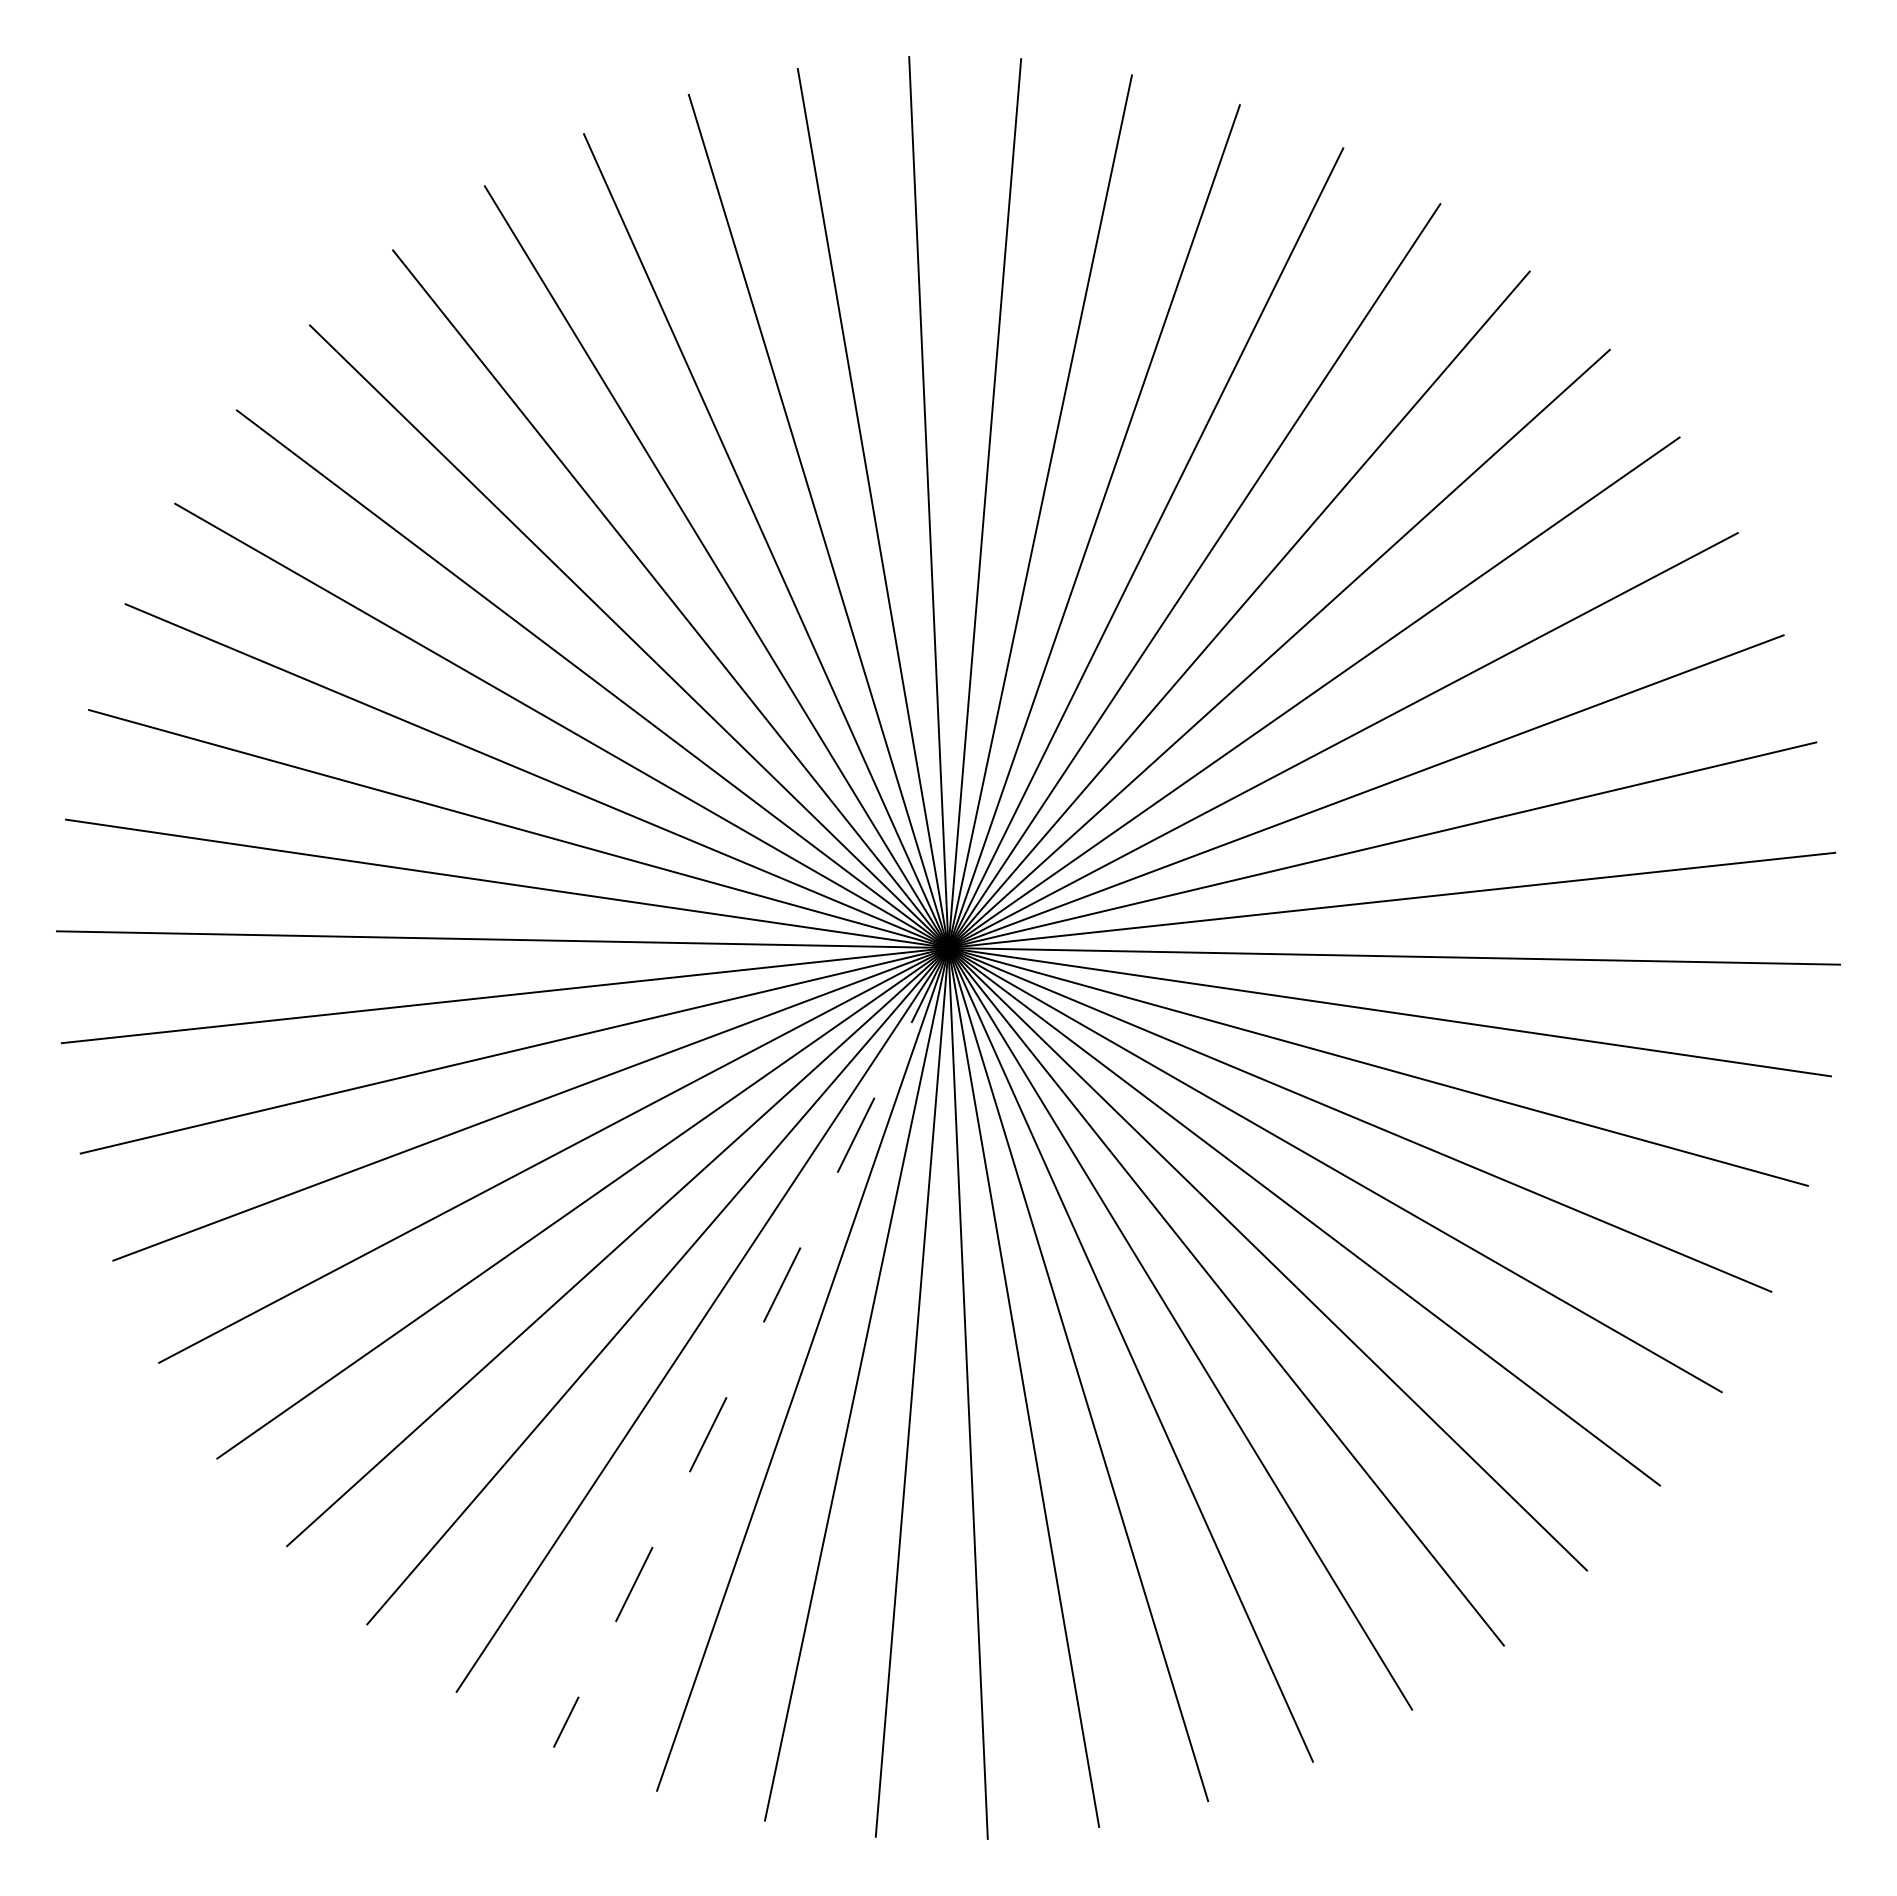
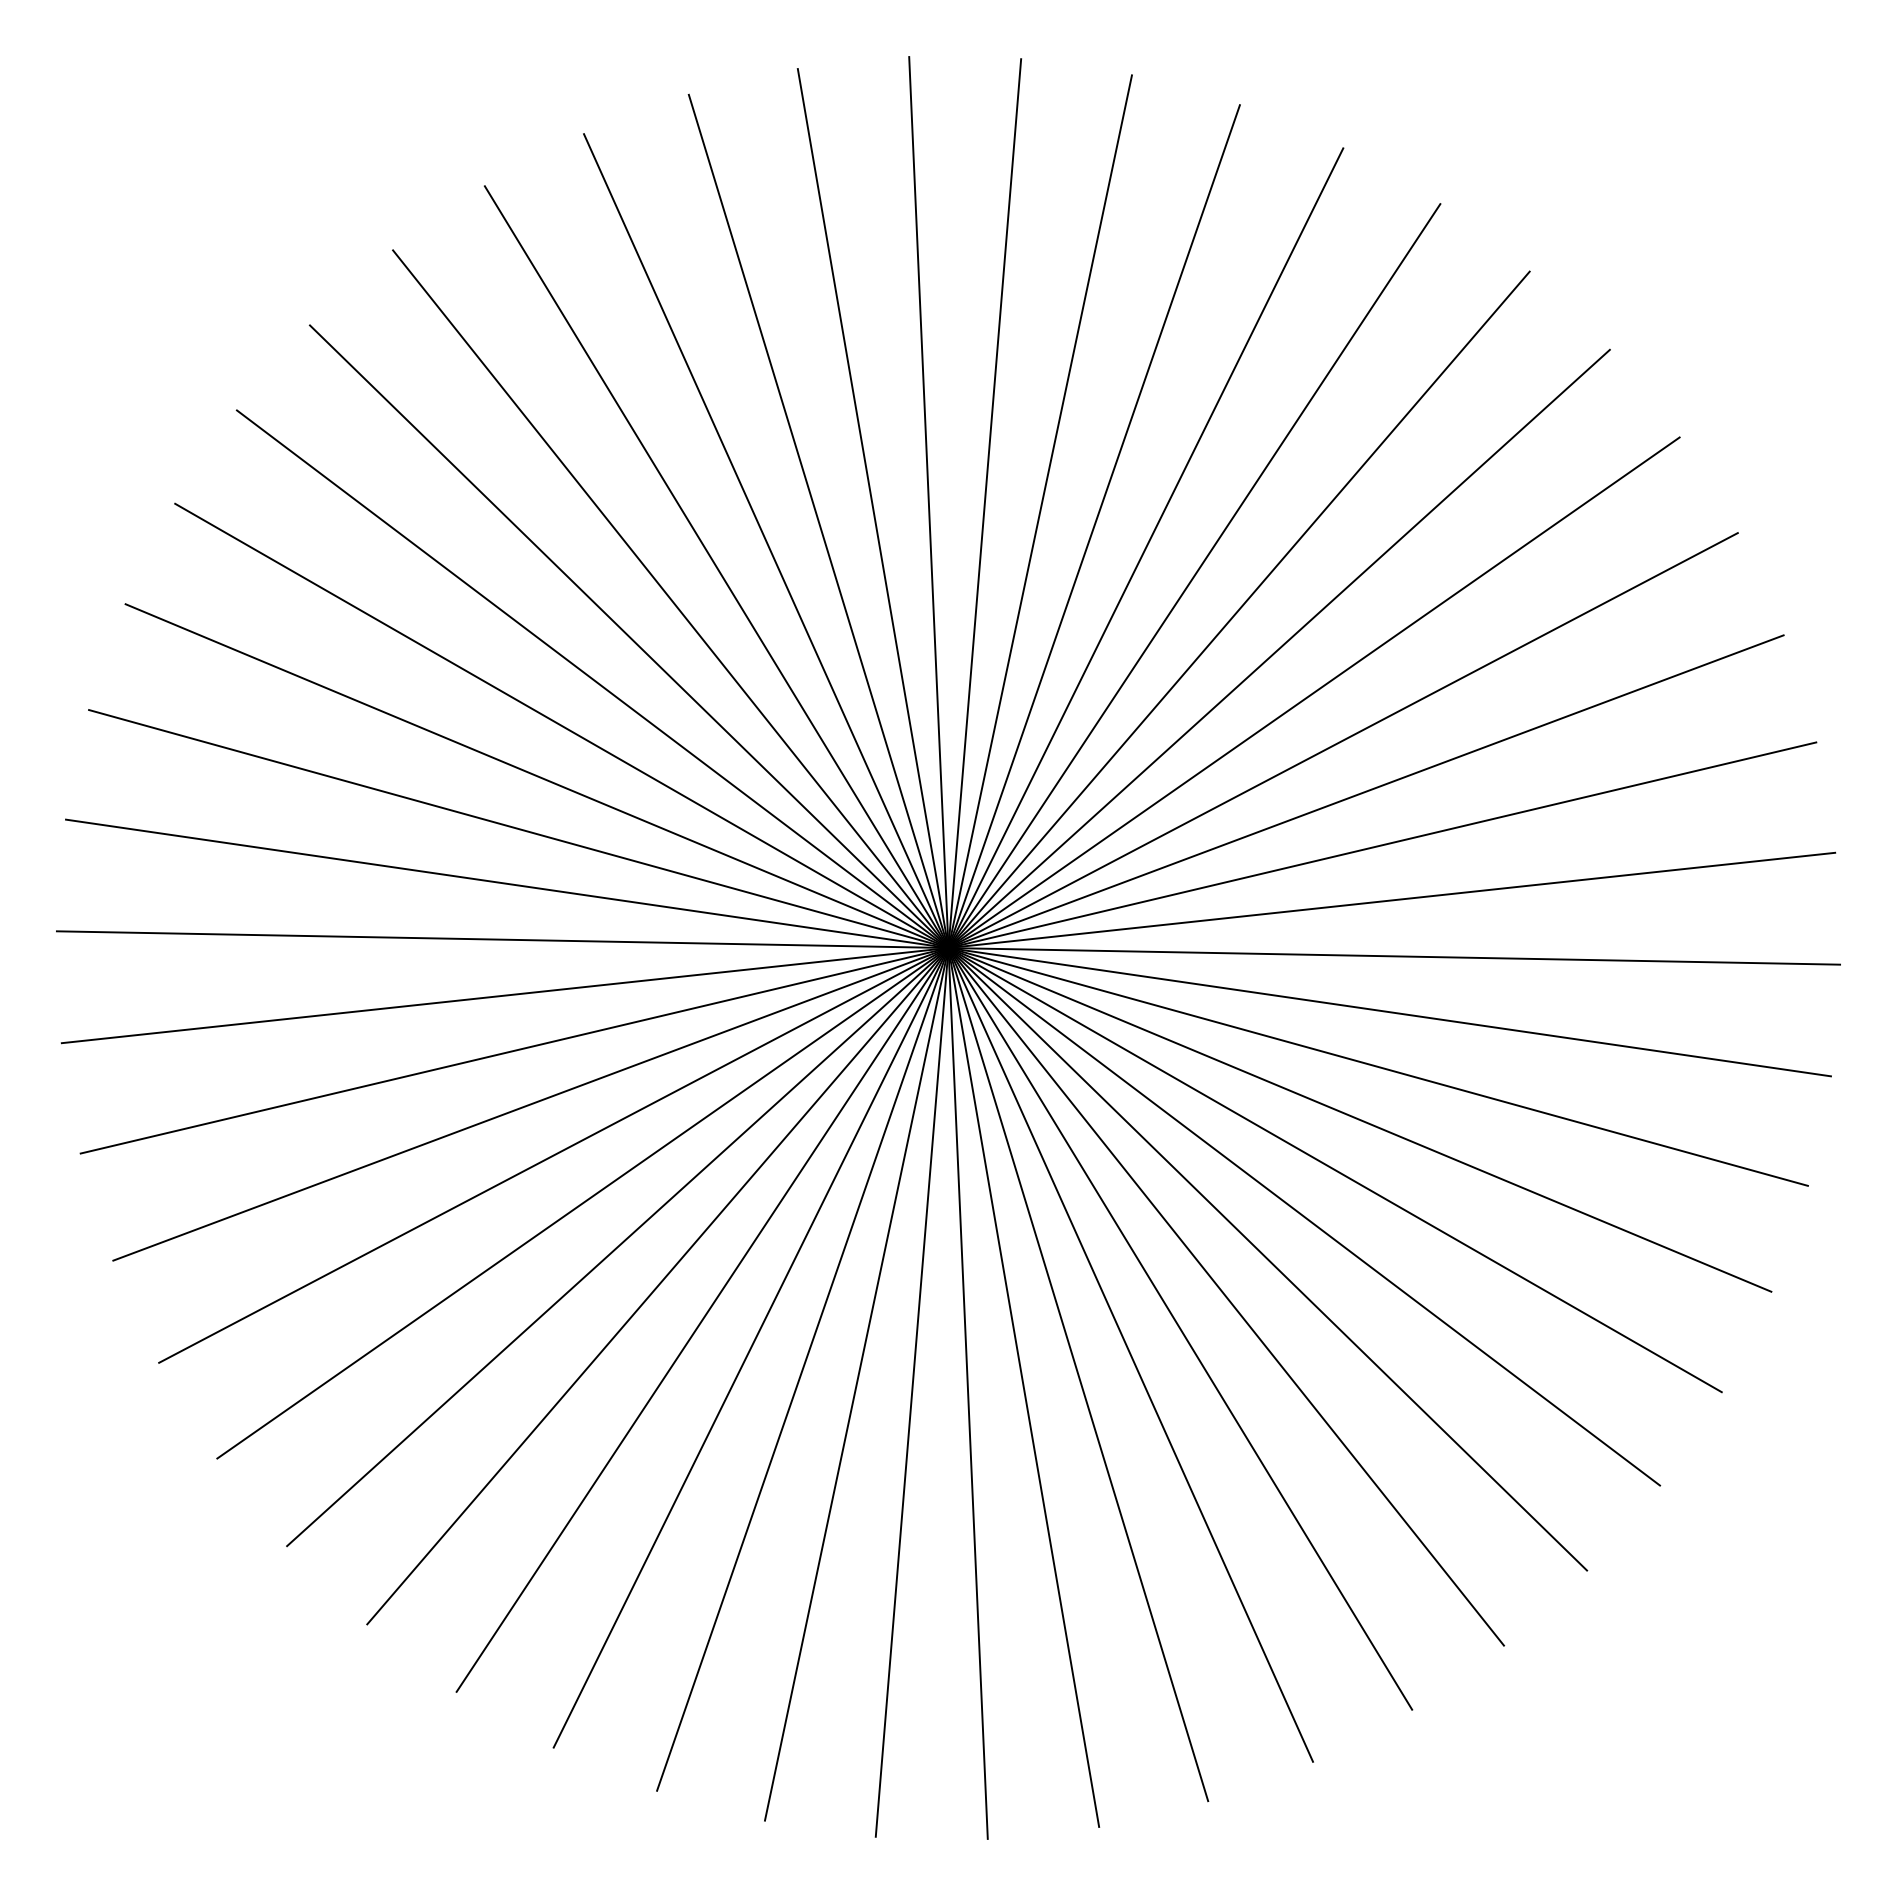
line: dashed -> solid (751, 1347)
